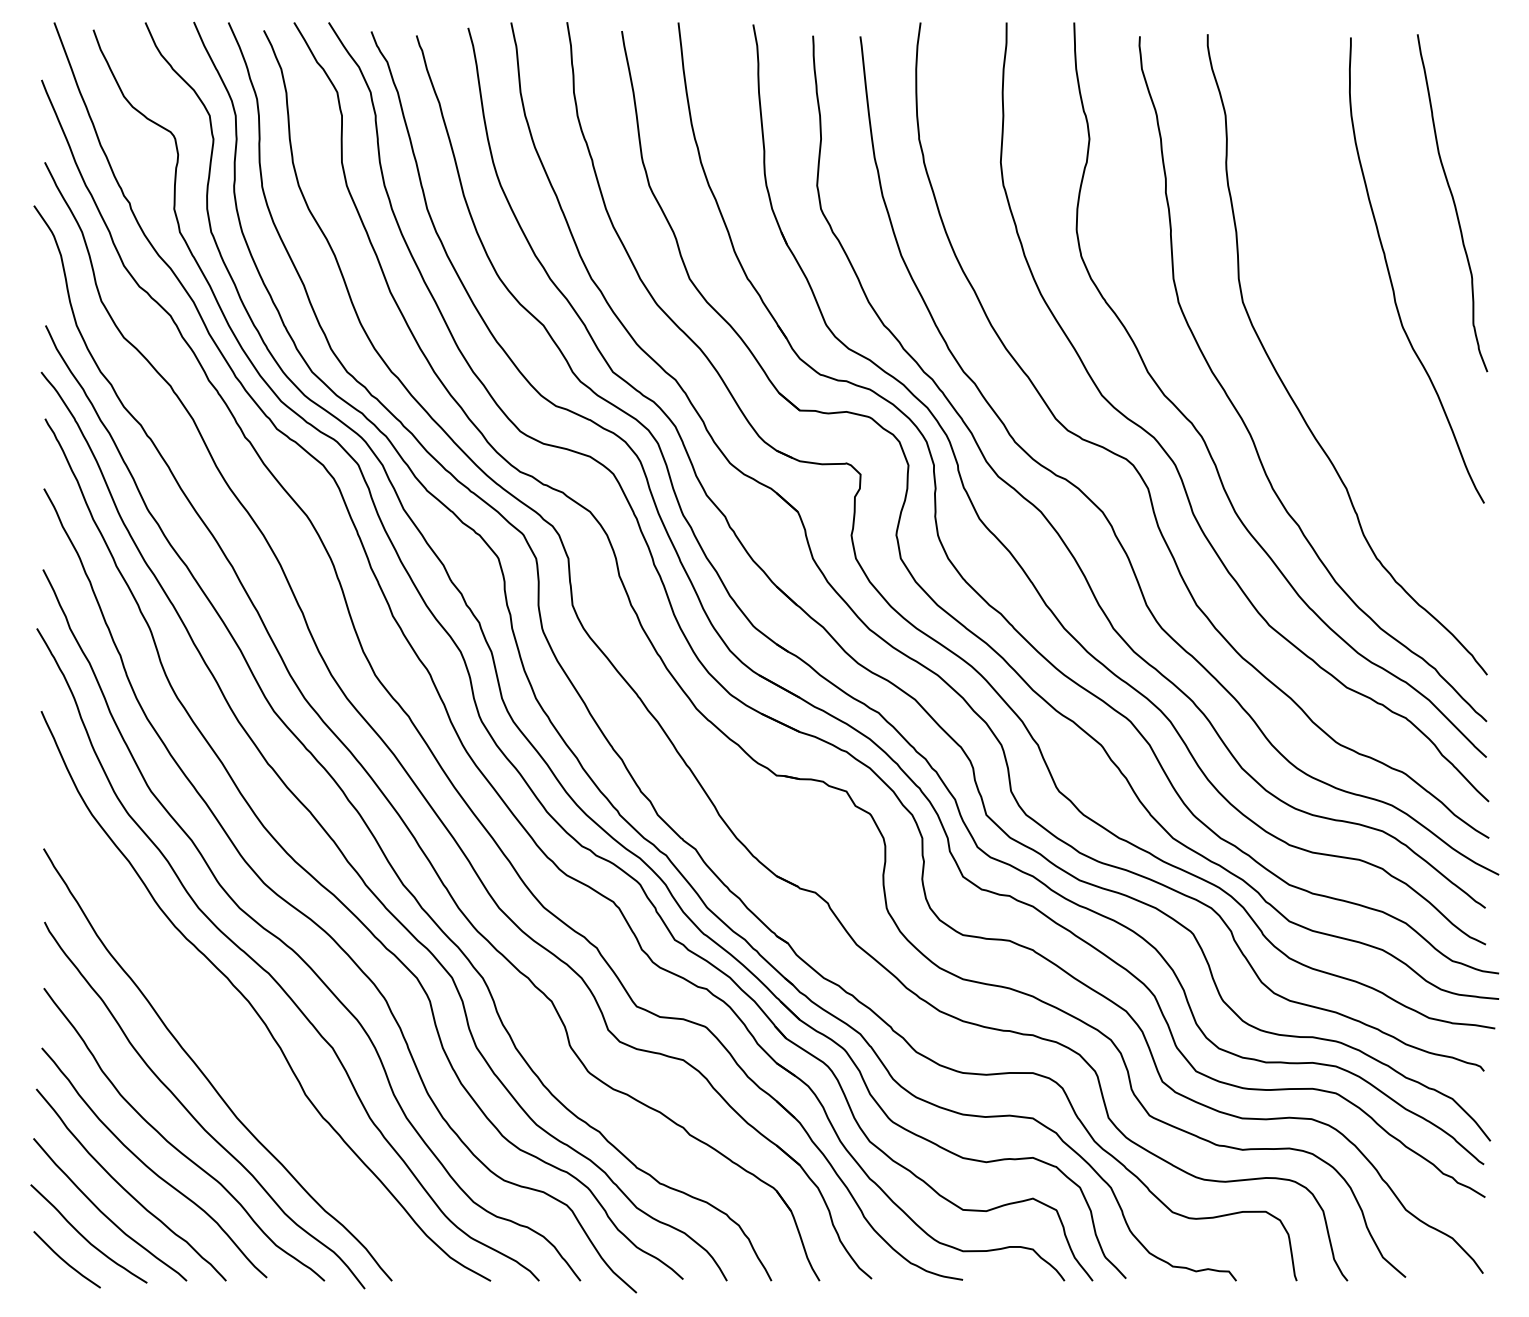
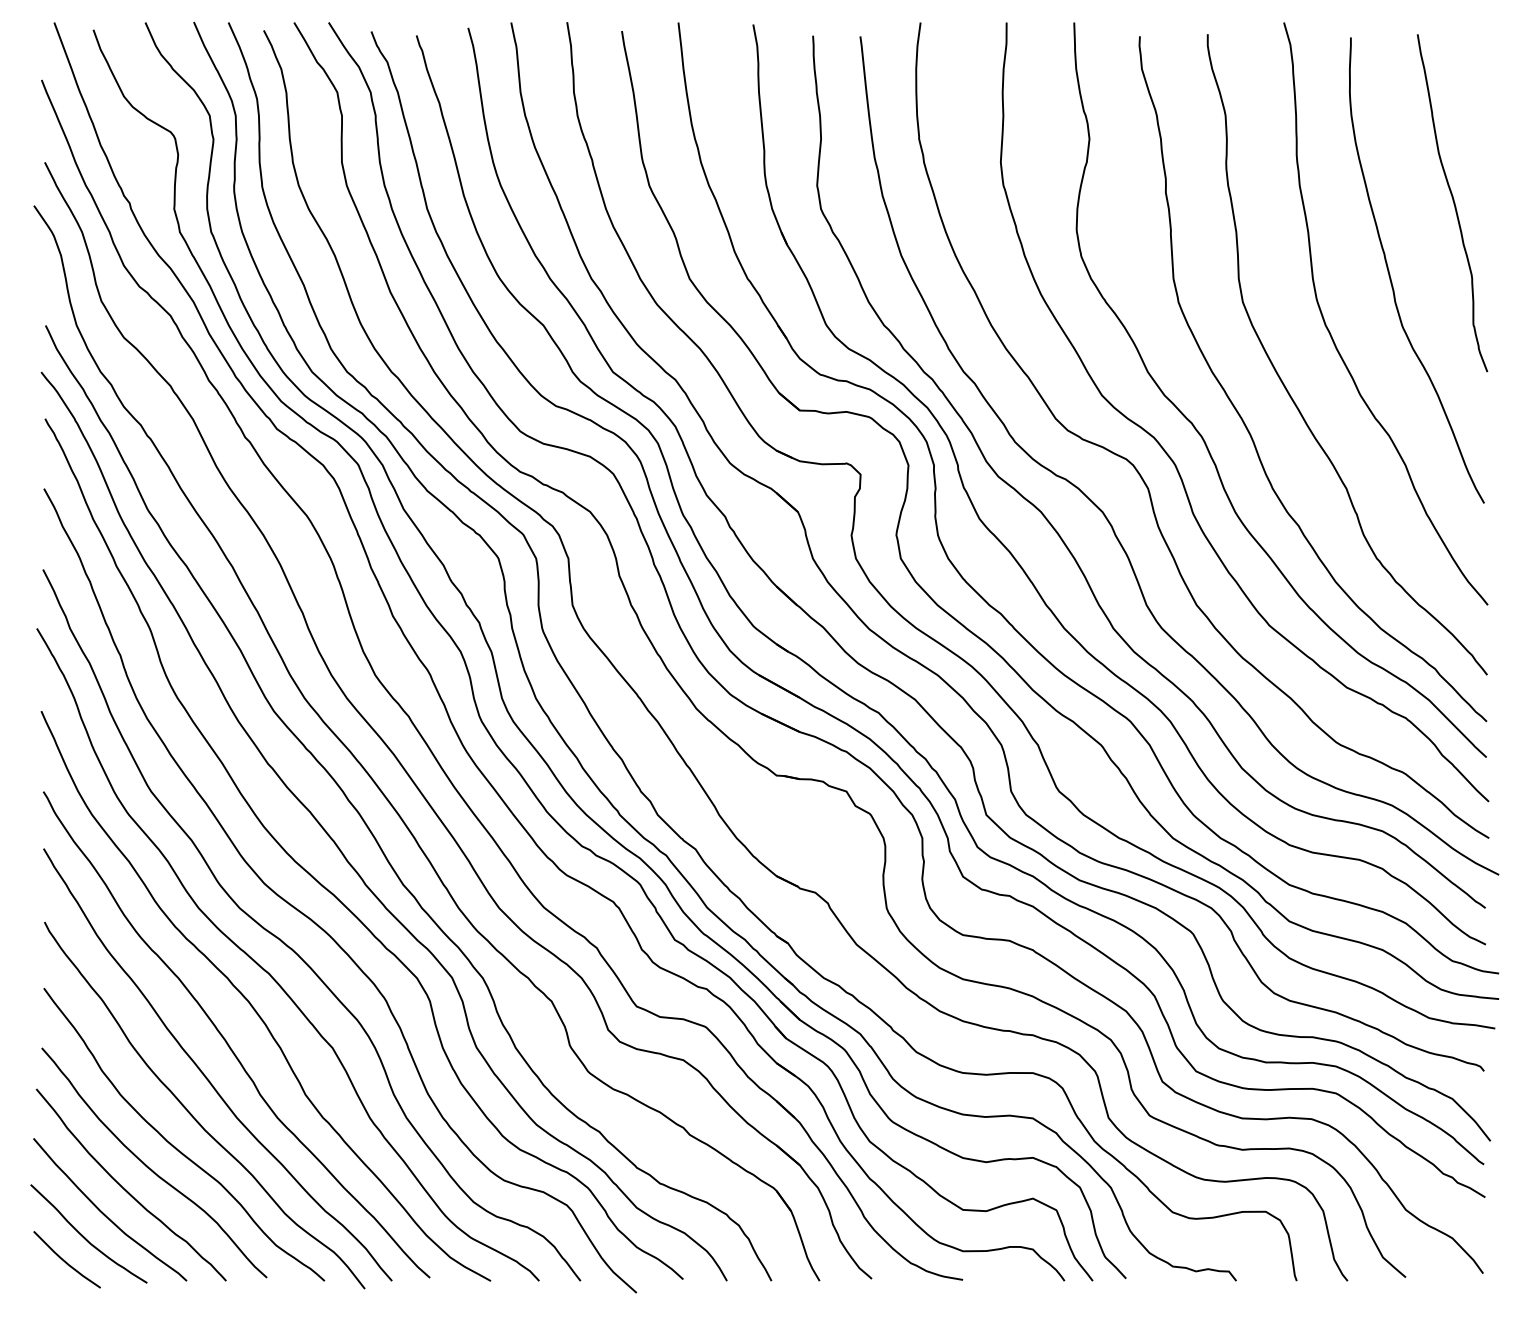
curve: none -> present (1333, 338)
curve: none -> present (227, 1041)
